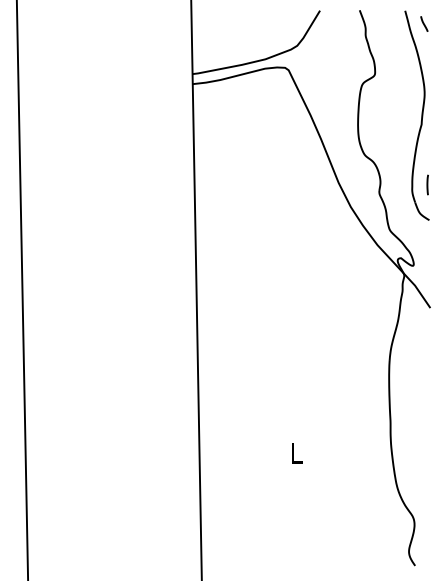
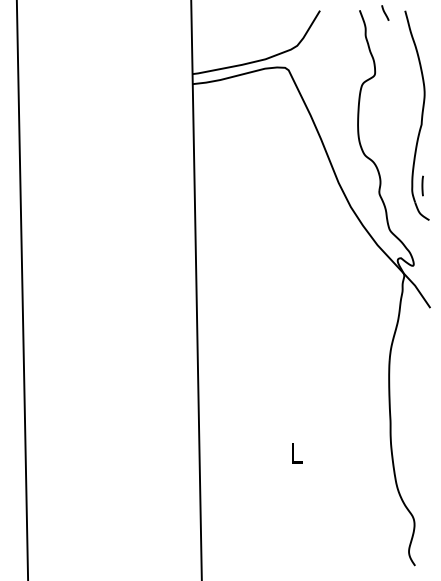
line position: (424, 23) -> (385, 12) (385, 12)
line position: (427, 184) -> (422, 185) (422, 185)
